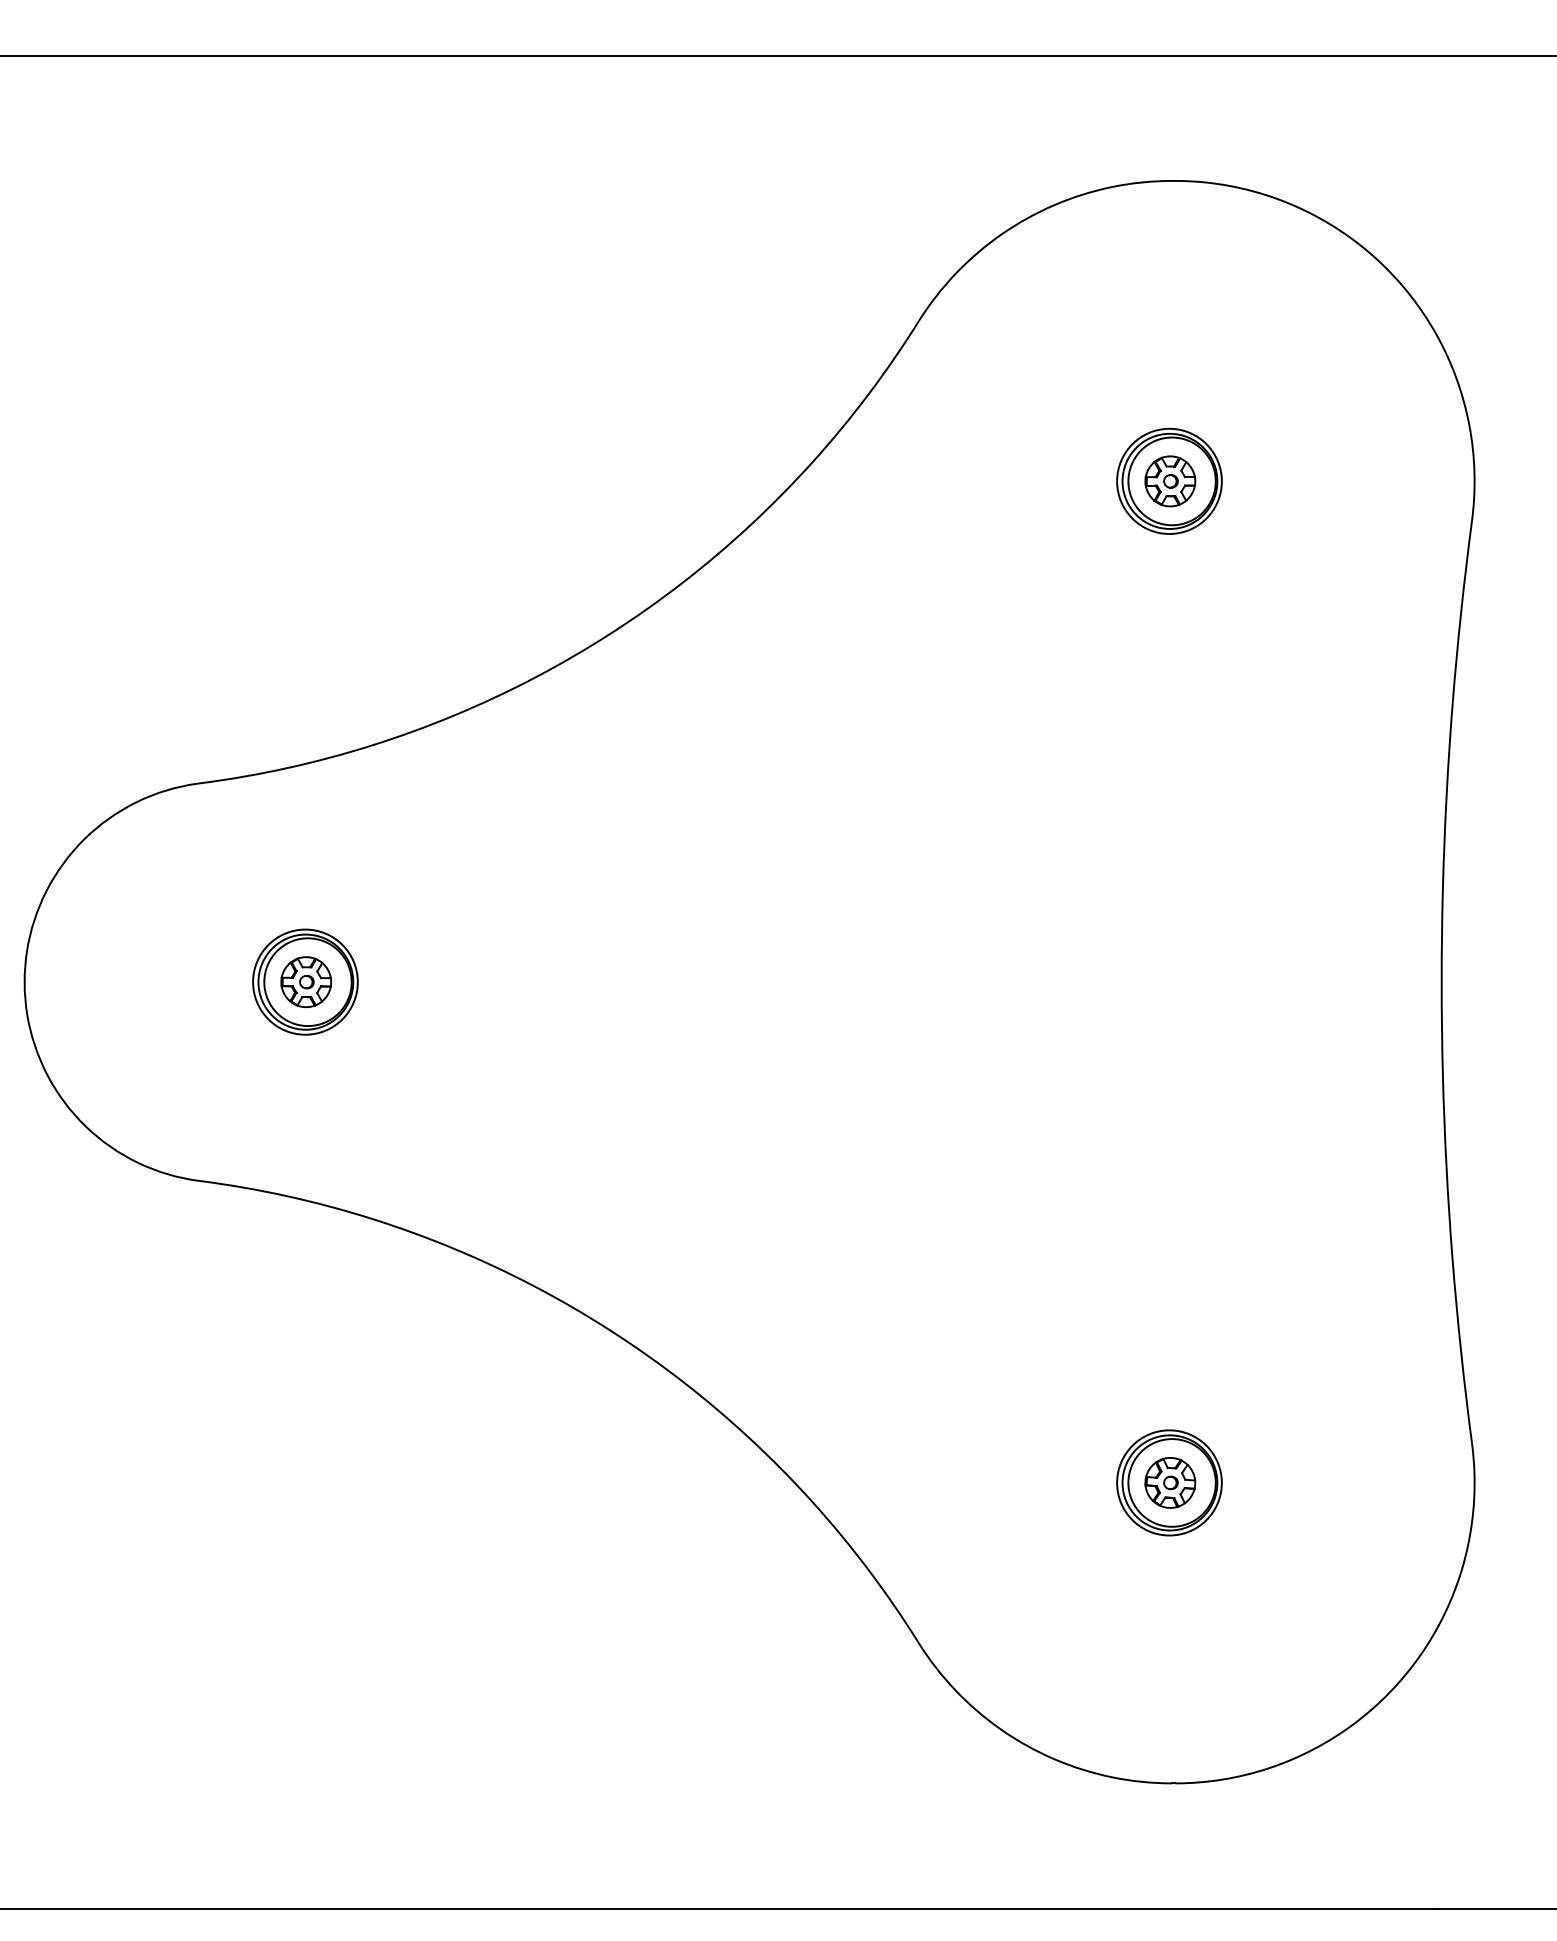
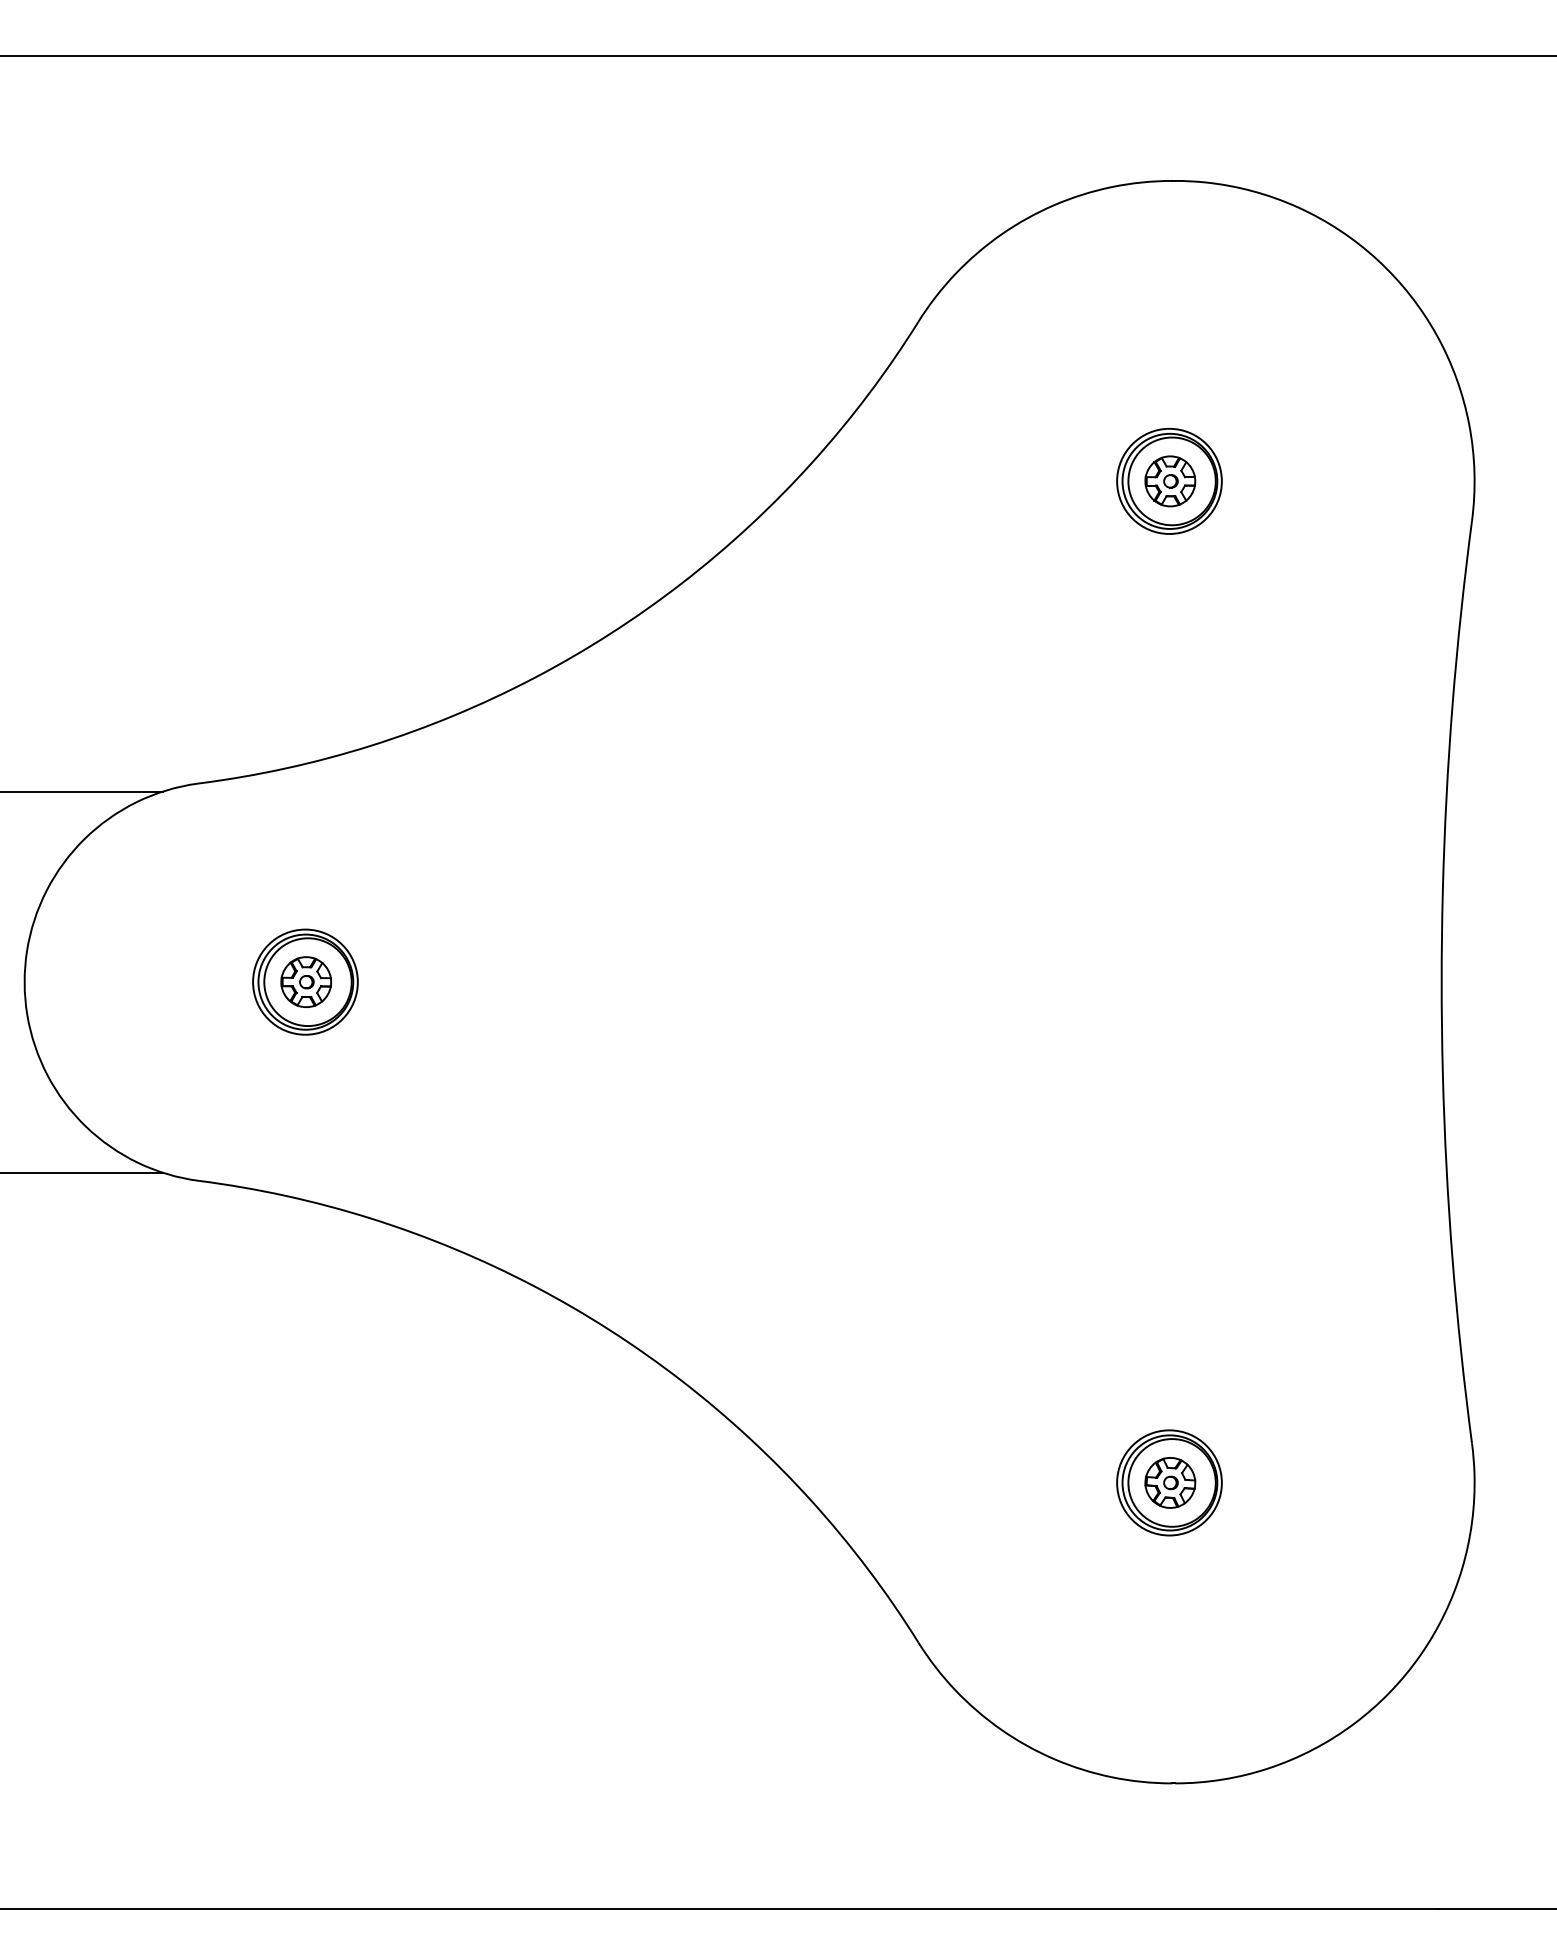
line: none -> present (82, 791)
line: none -> present (82, 1172)
